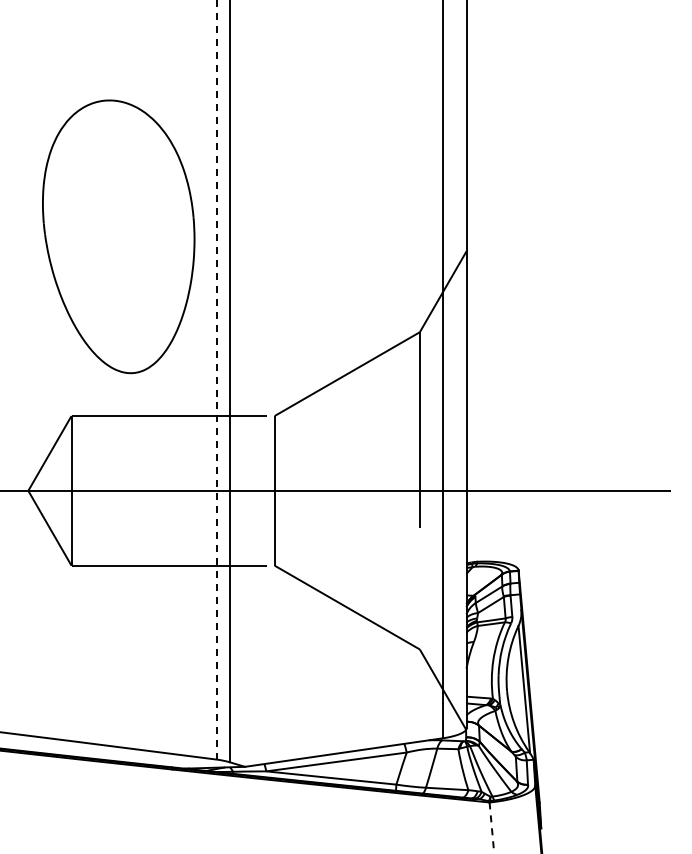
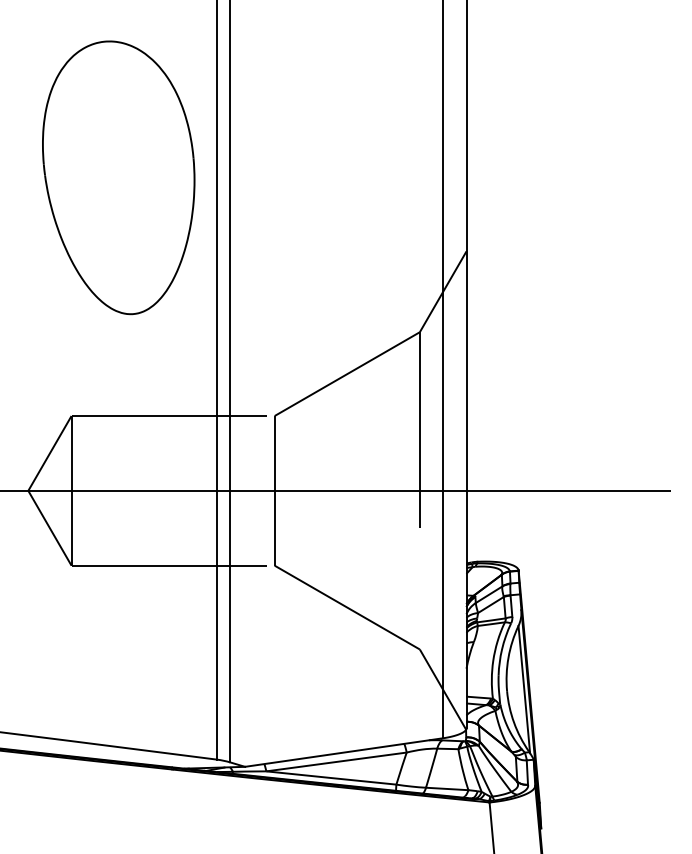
part position: (118, 236) -> (118, 177) (118, 177)
line: dashed -> solid (217, 379)
line: dashed -> solid (491, 828)
